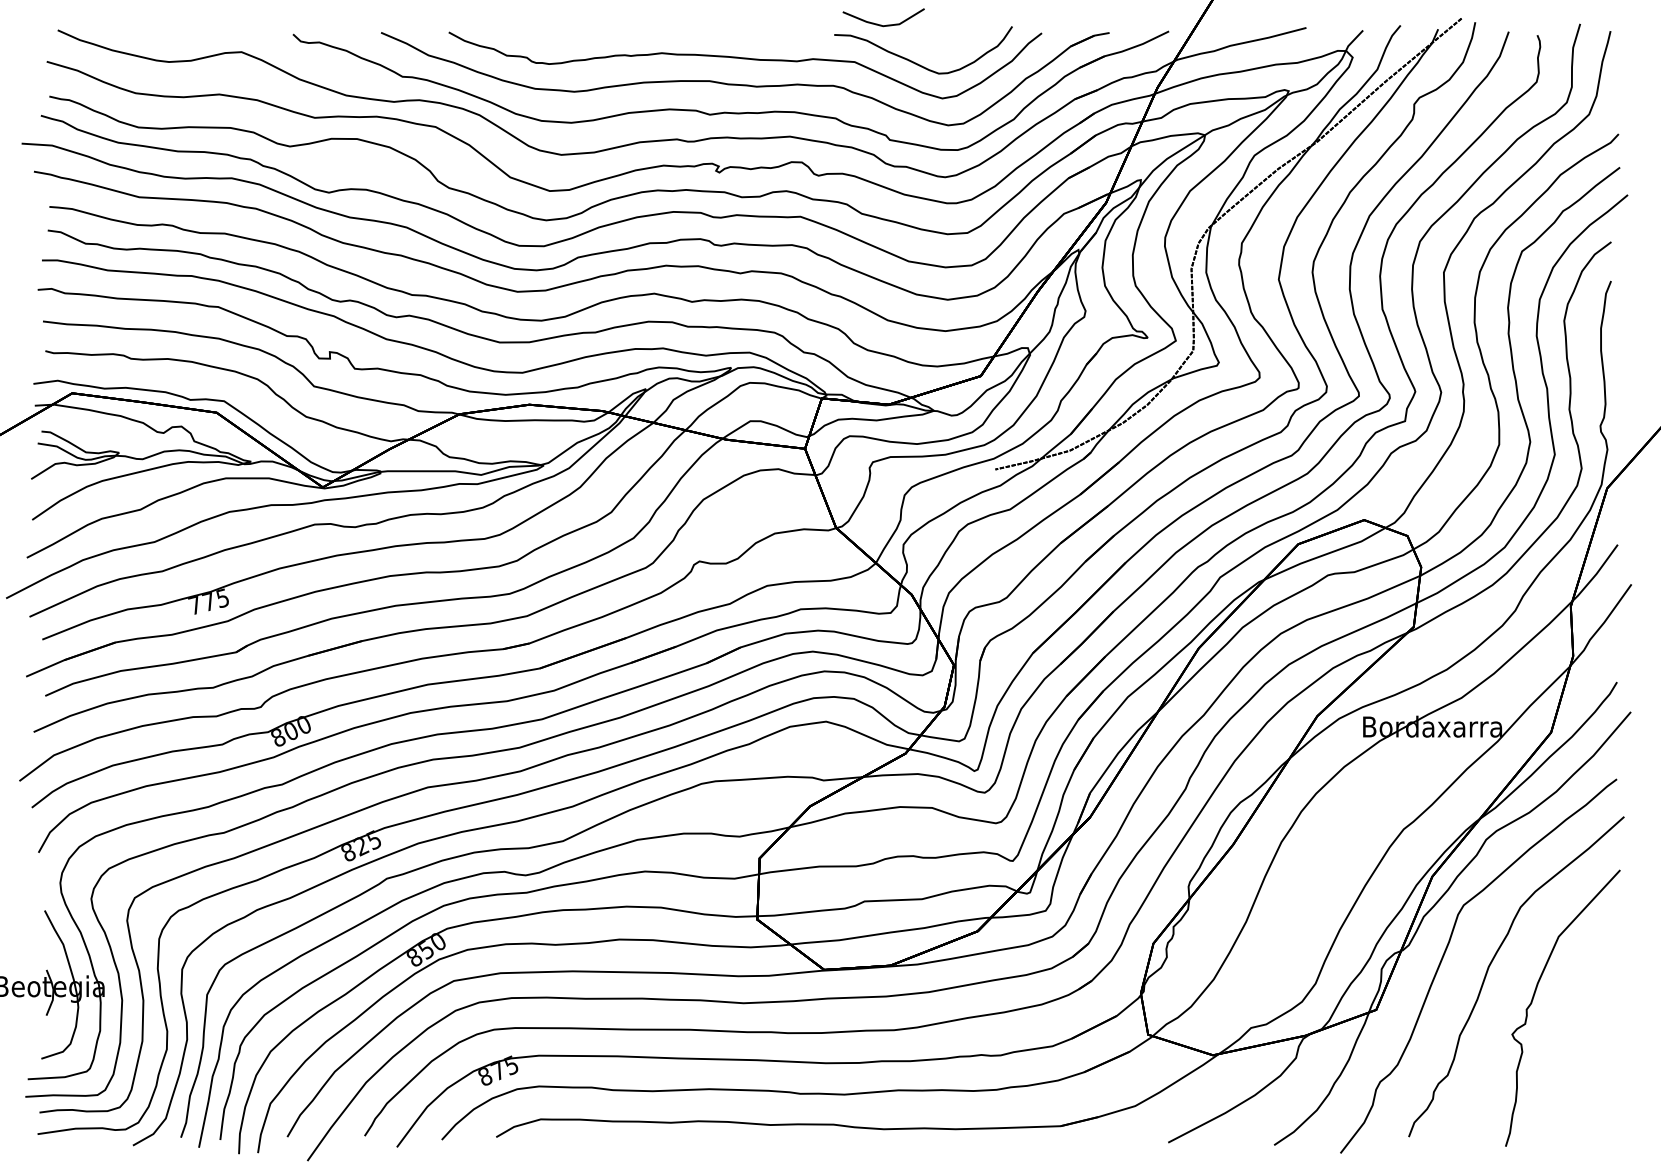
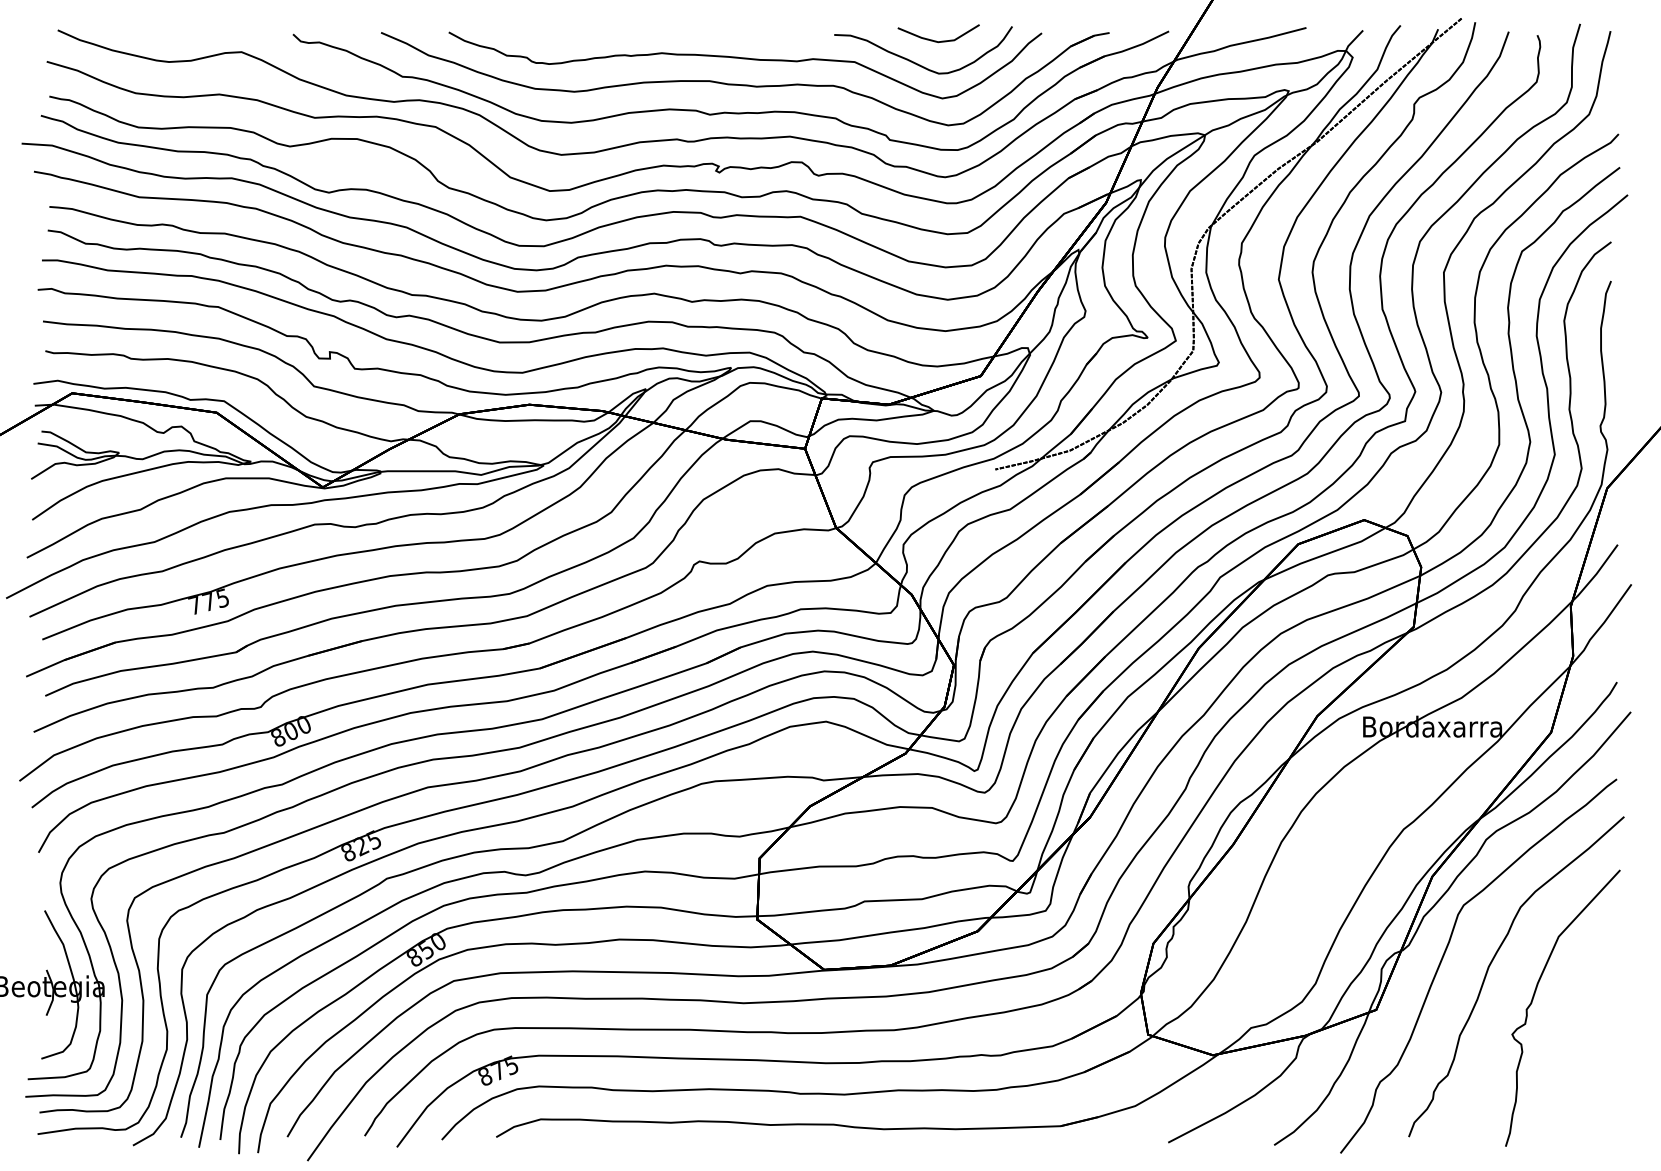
line position: (881, 24) -> (936, 40) (936, 40)
